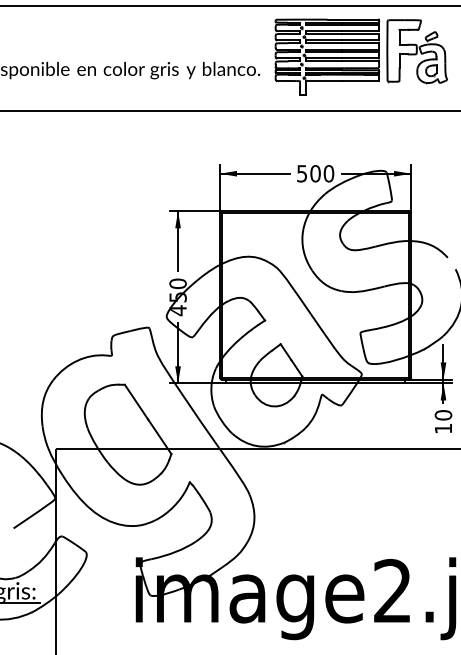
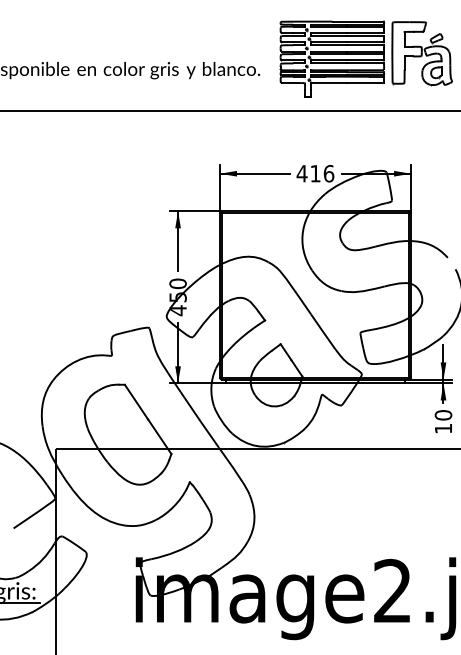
line: present -> none (229, 6)
part position: (360, 56) -> (365, 58) (365, 58)
text: 500 -> 416 (315, 173)
